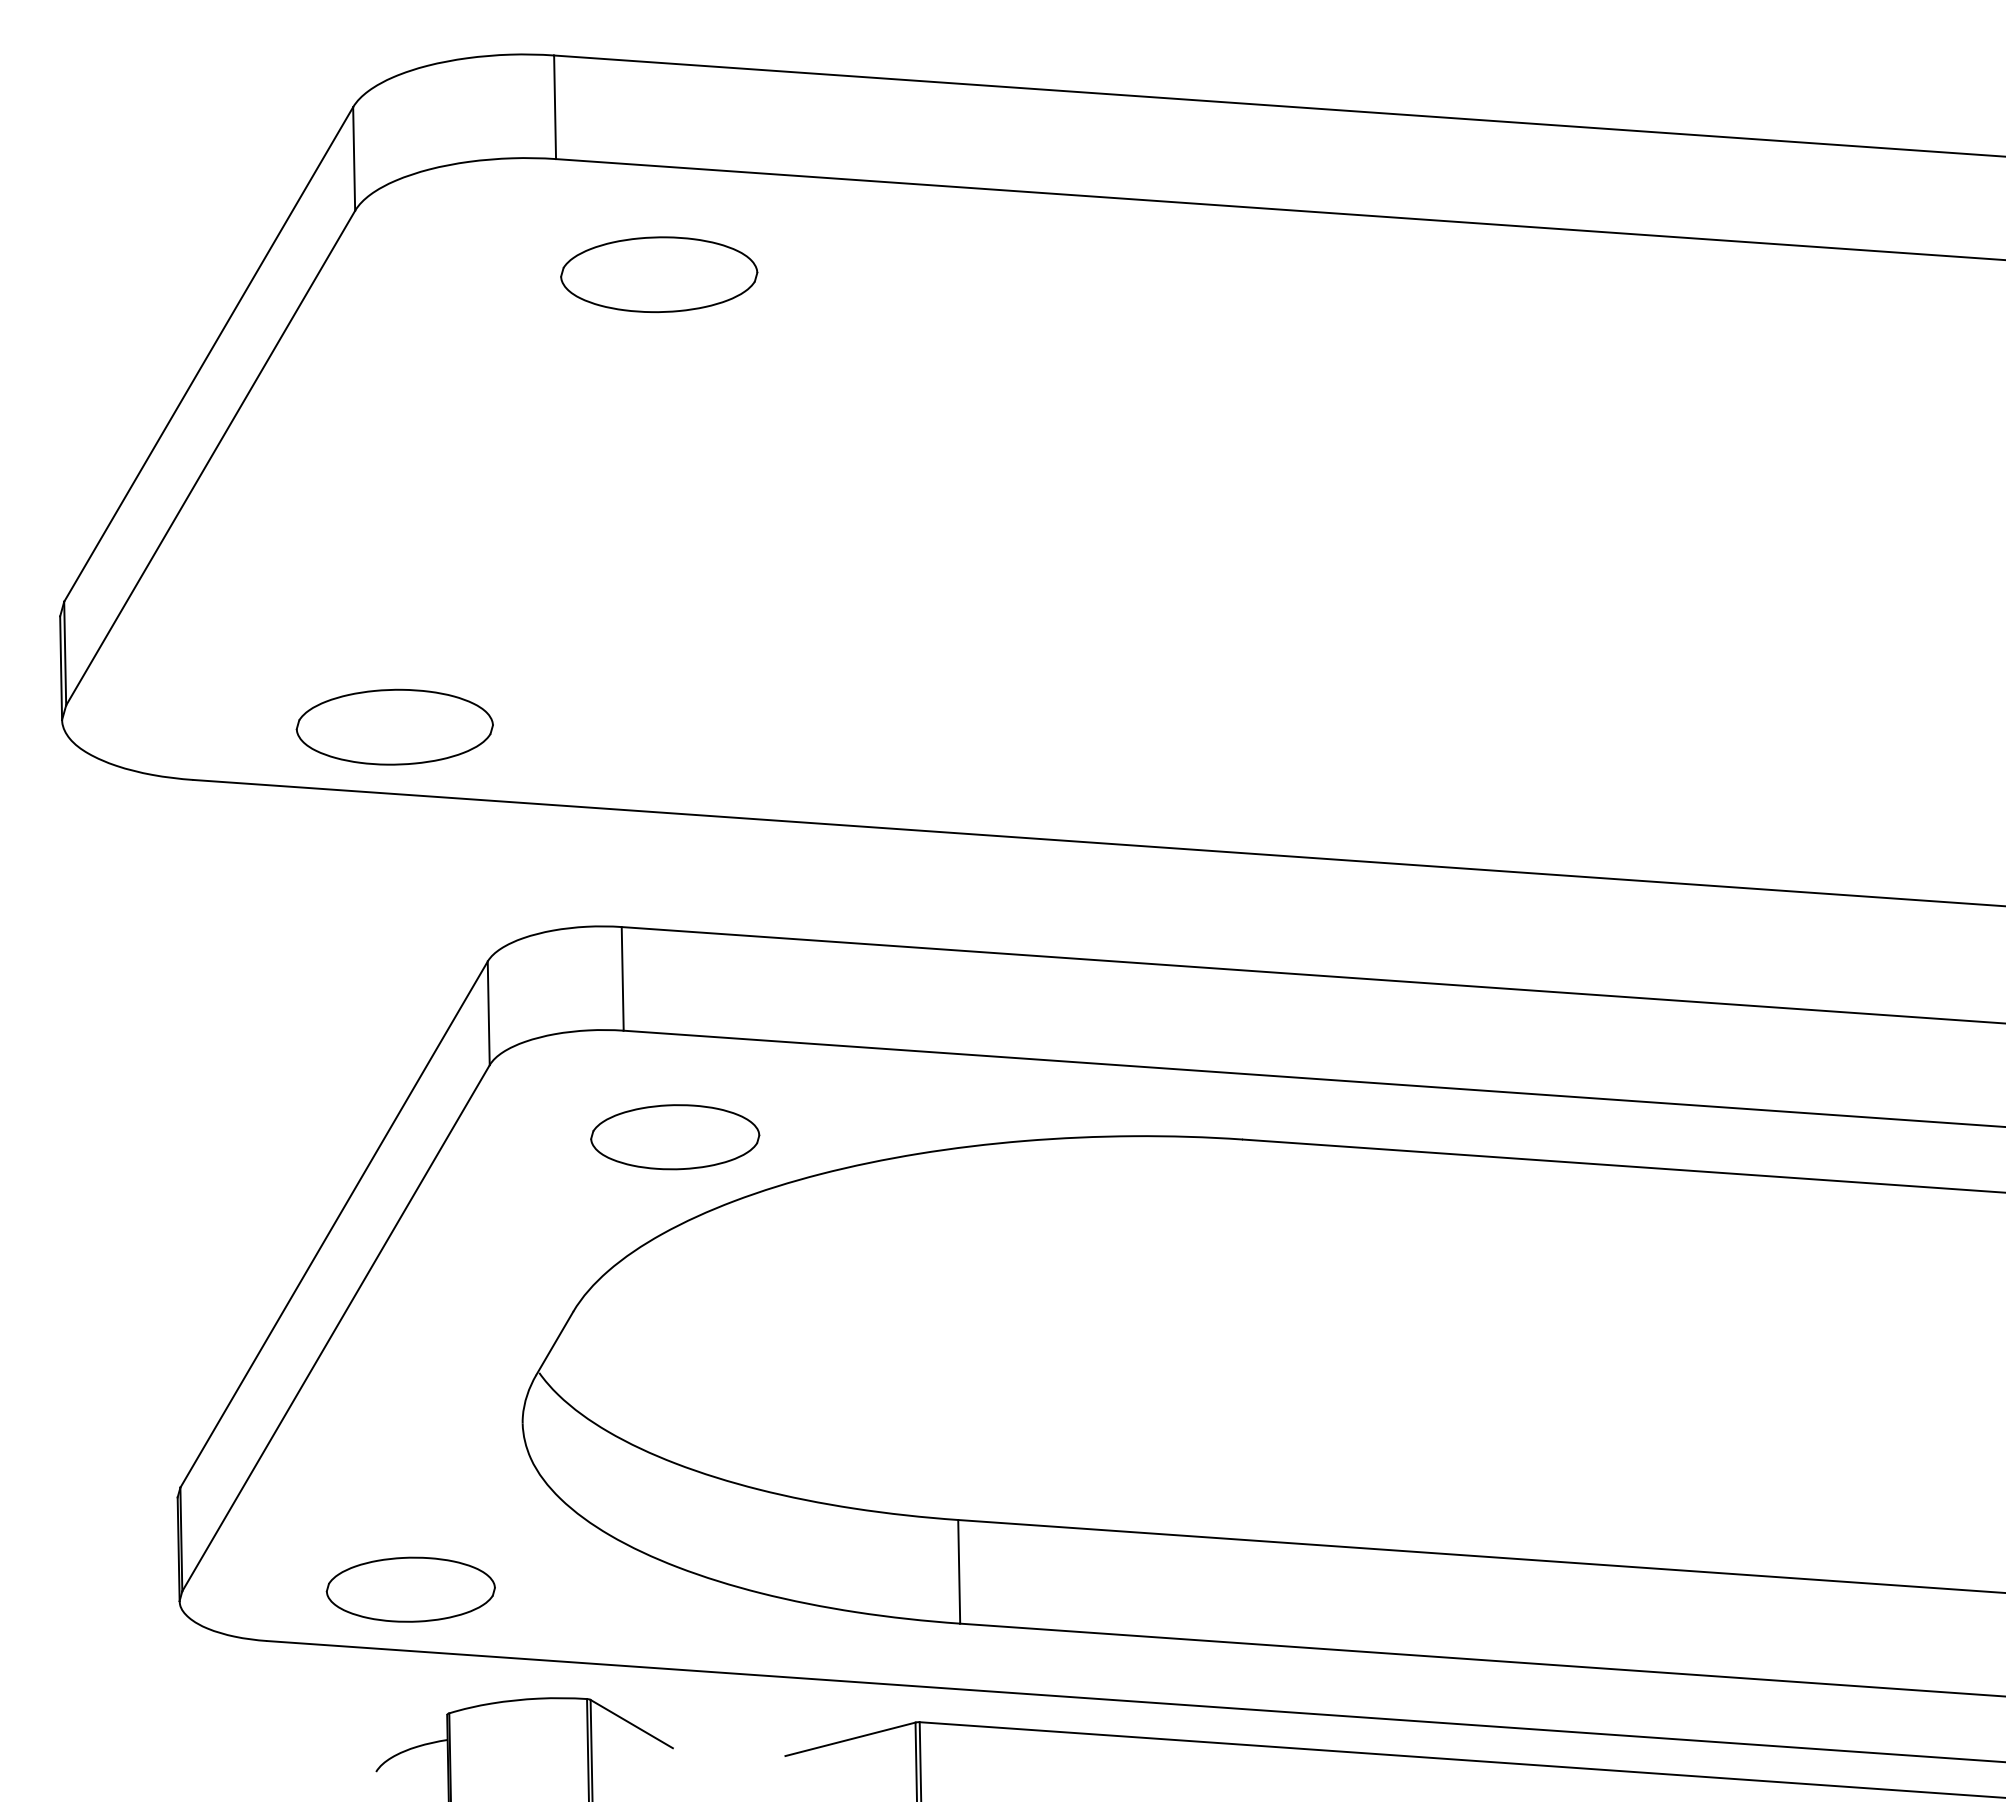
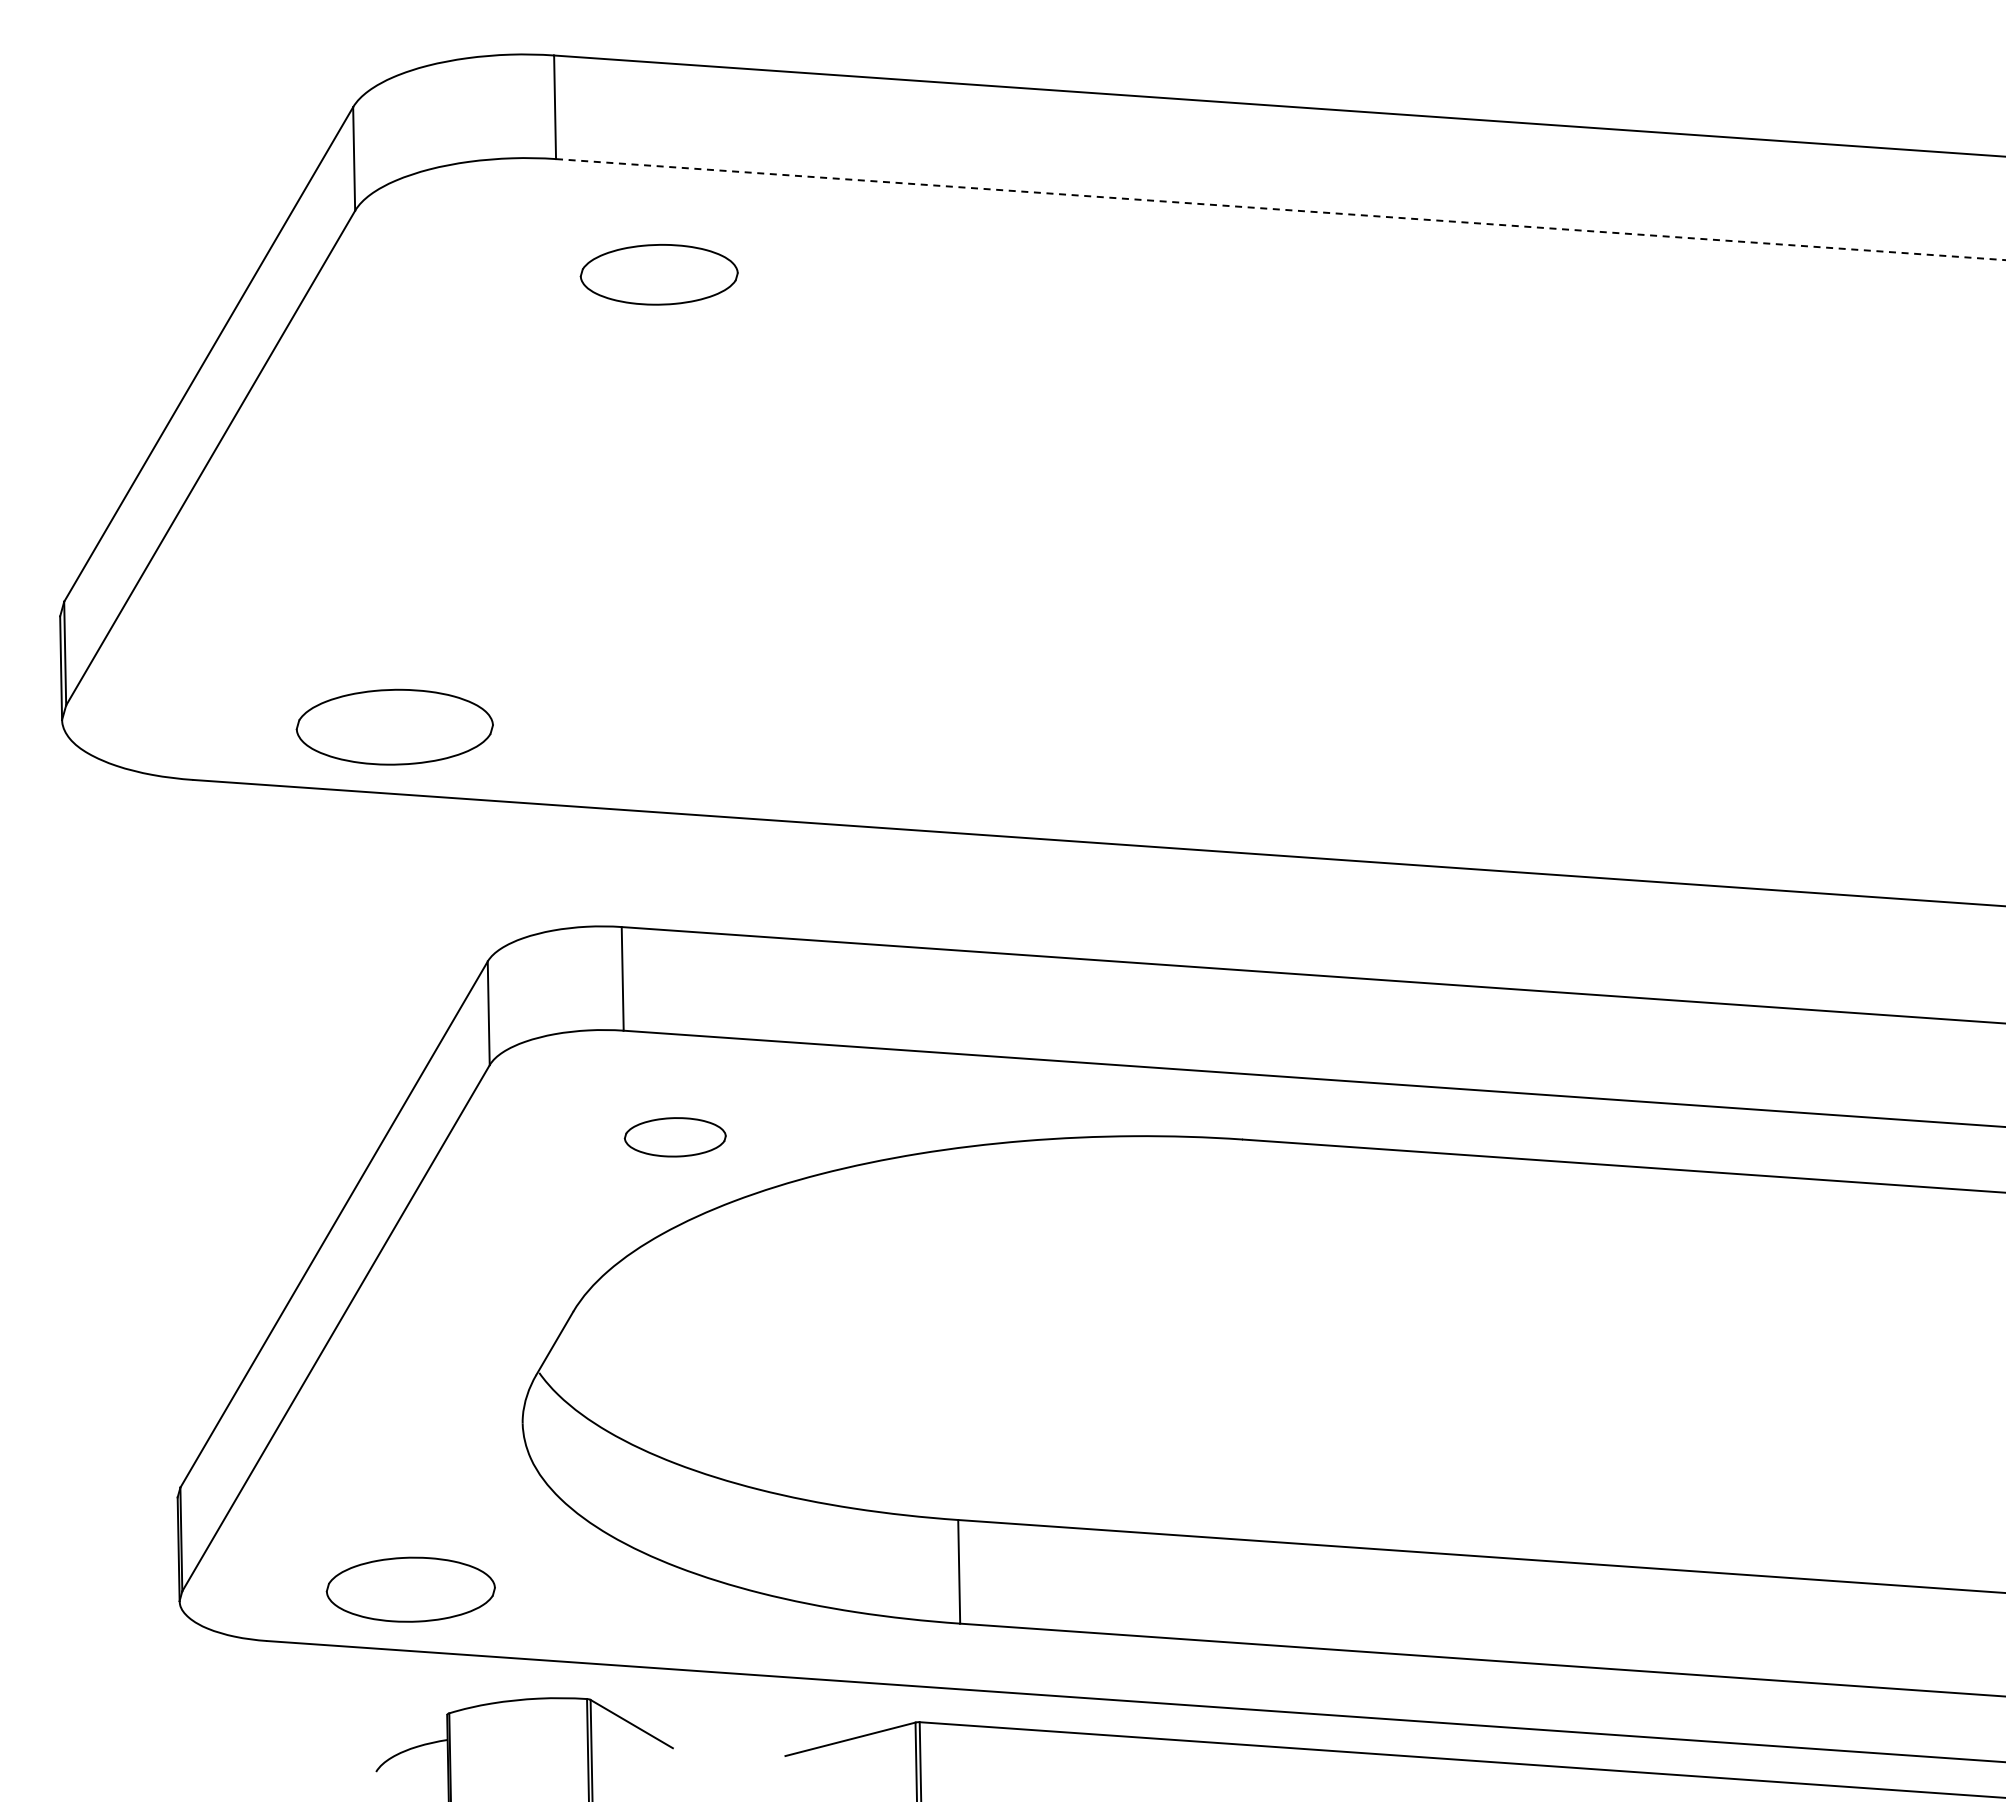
line: solid -> dashed (1281, 209)
part size: 199x78 px -> 160x62 px (658, 274)
part size: 171x67 px -> 104x41 px (674, 1137)
